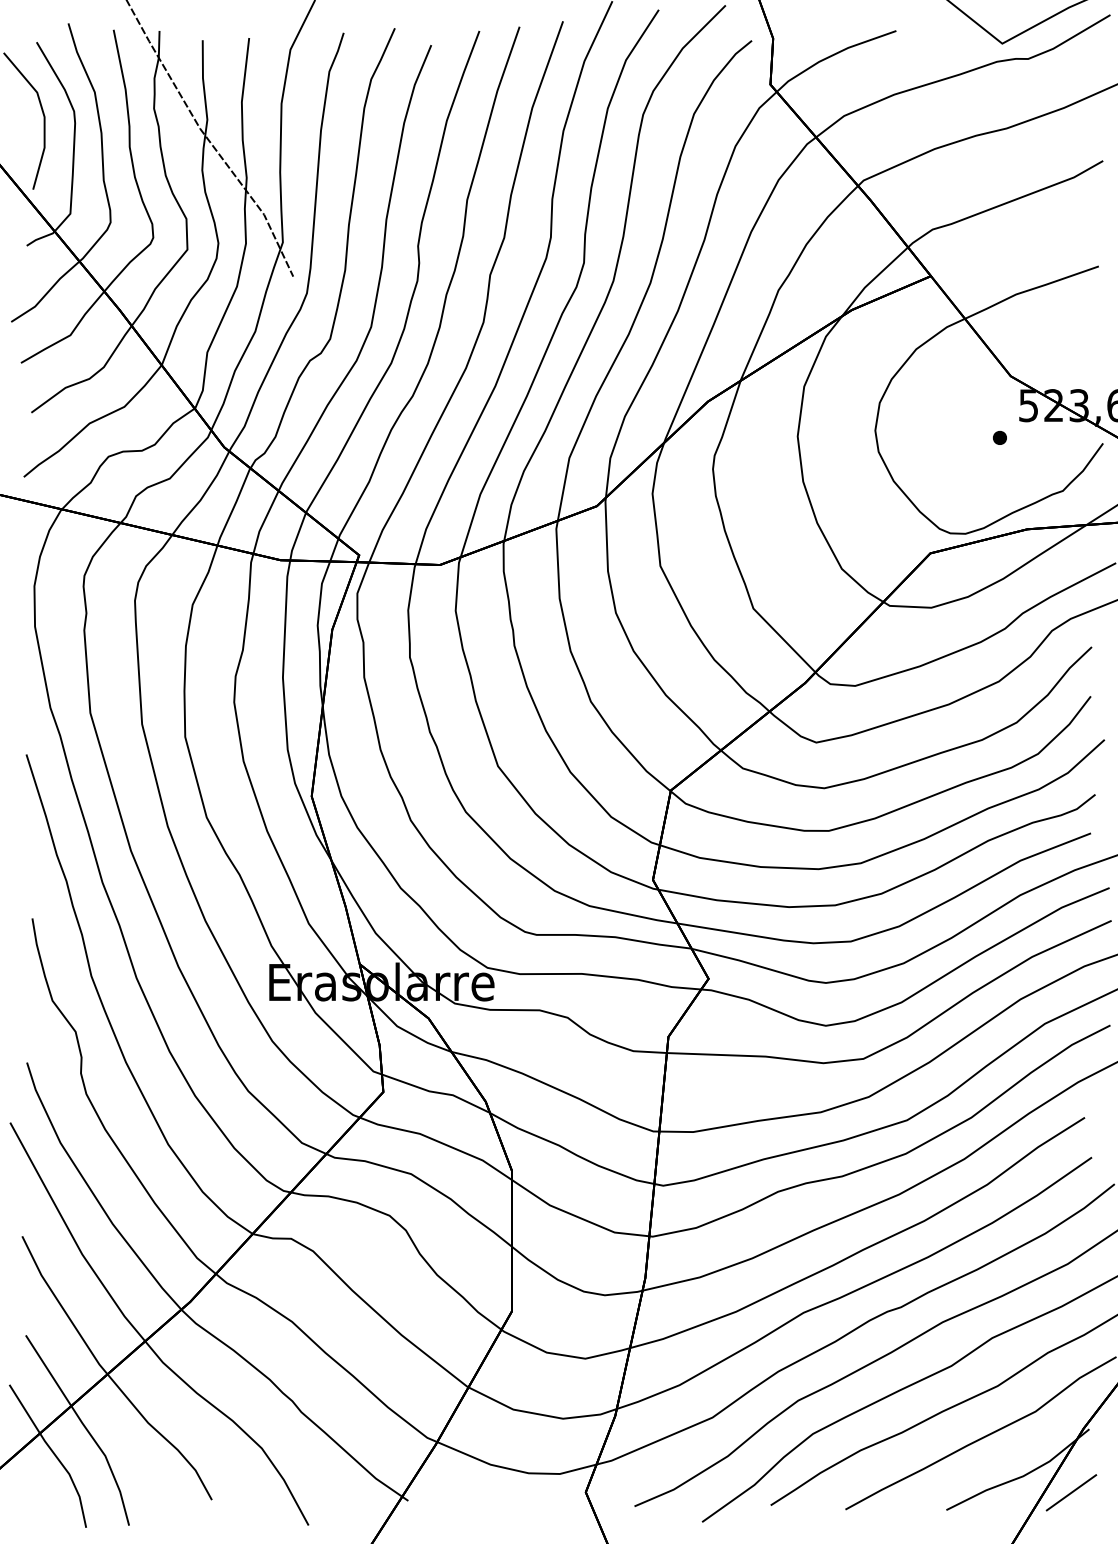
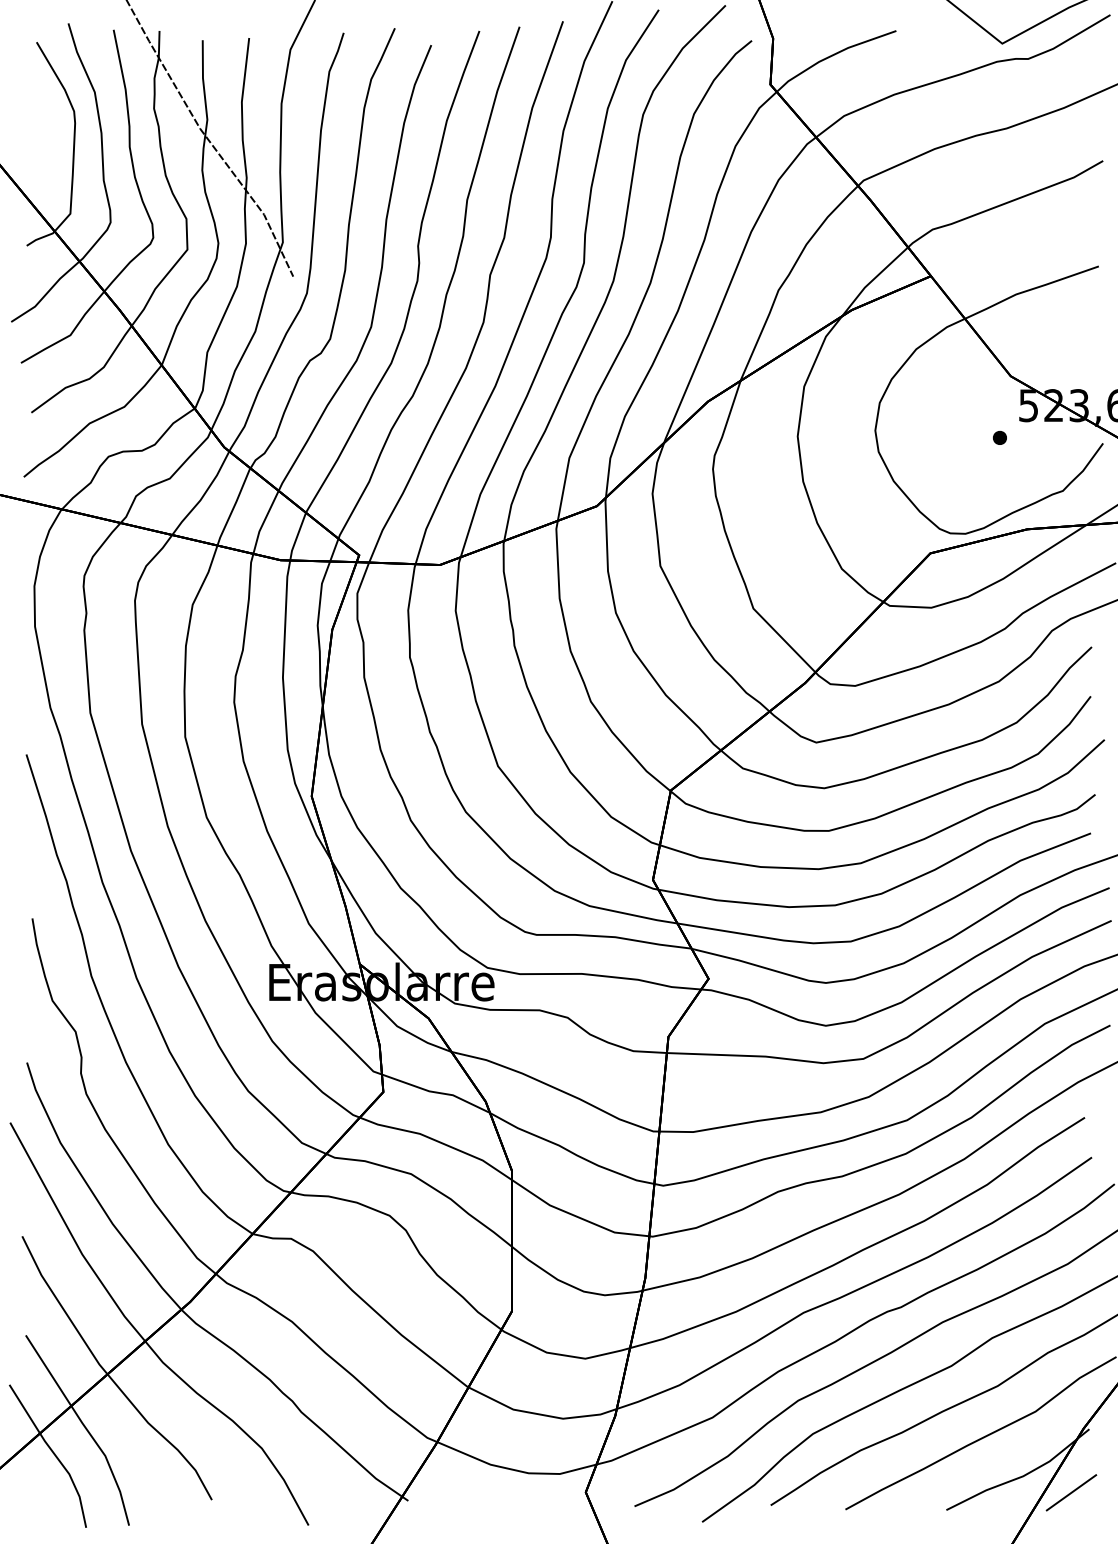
line: present -> none (42, 114)
